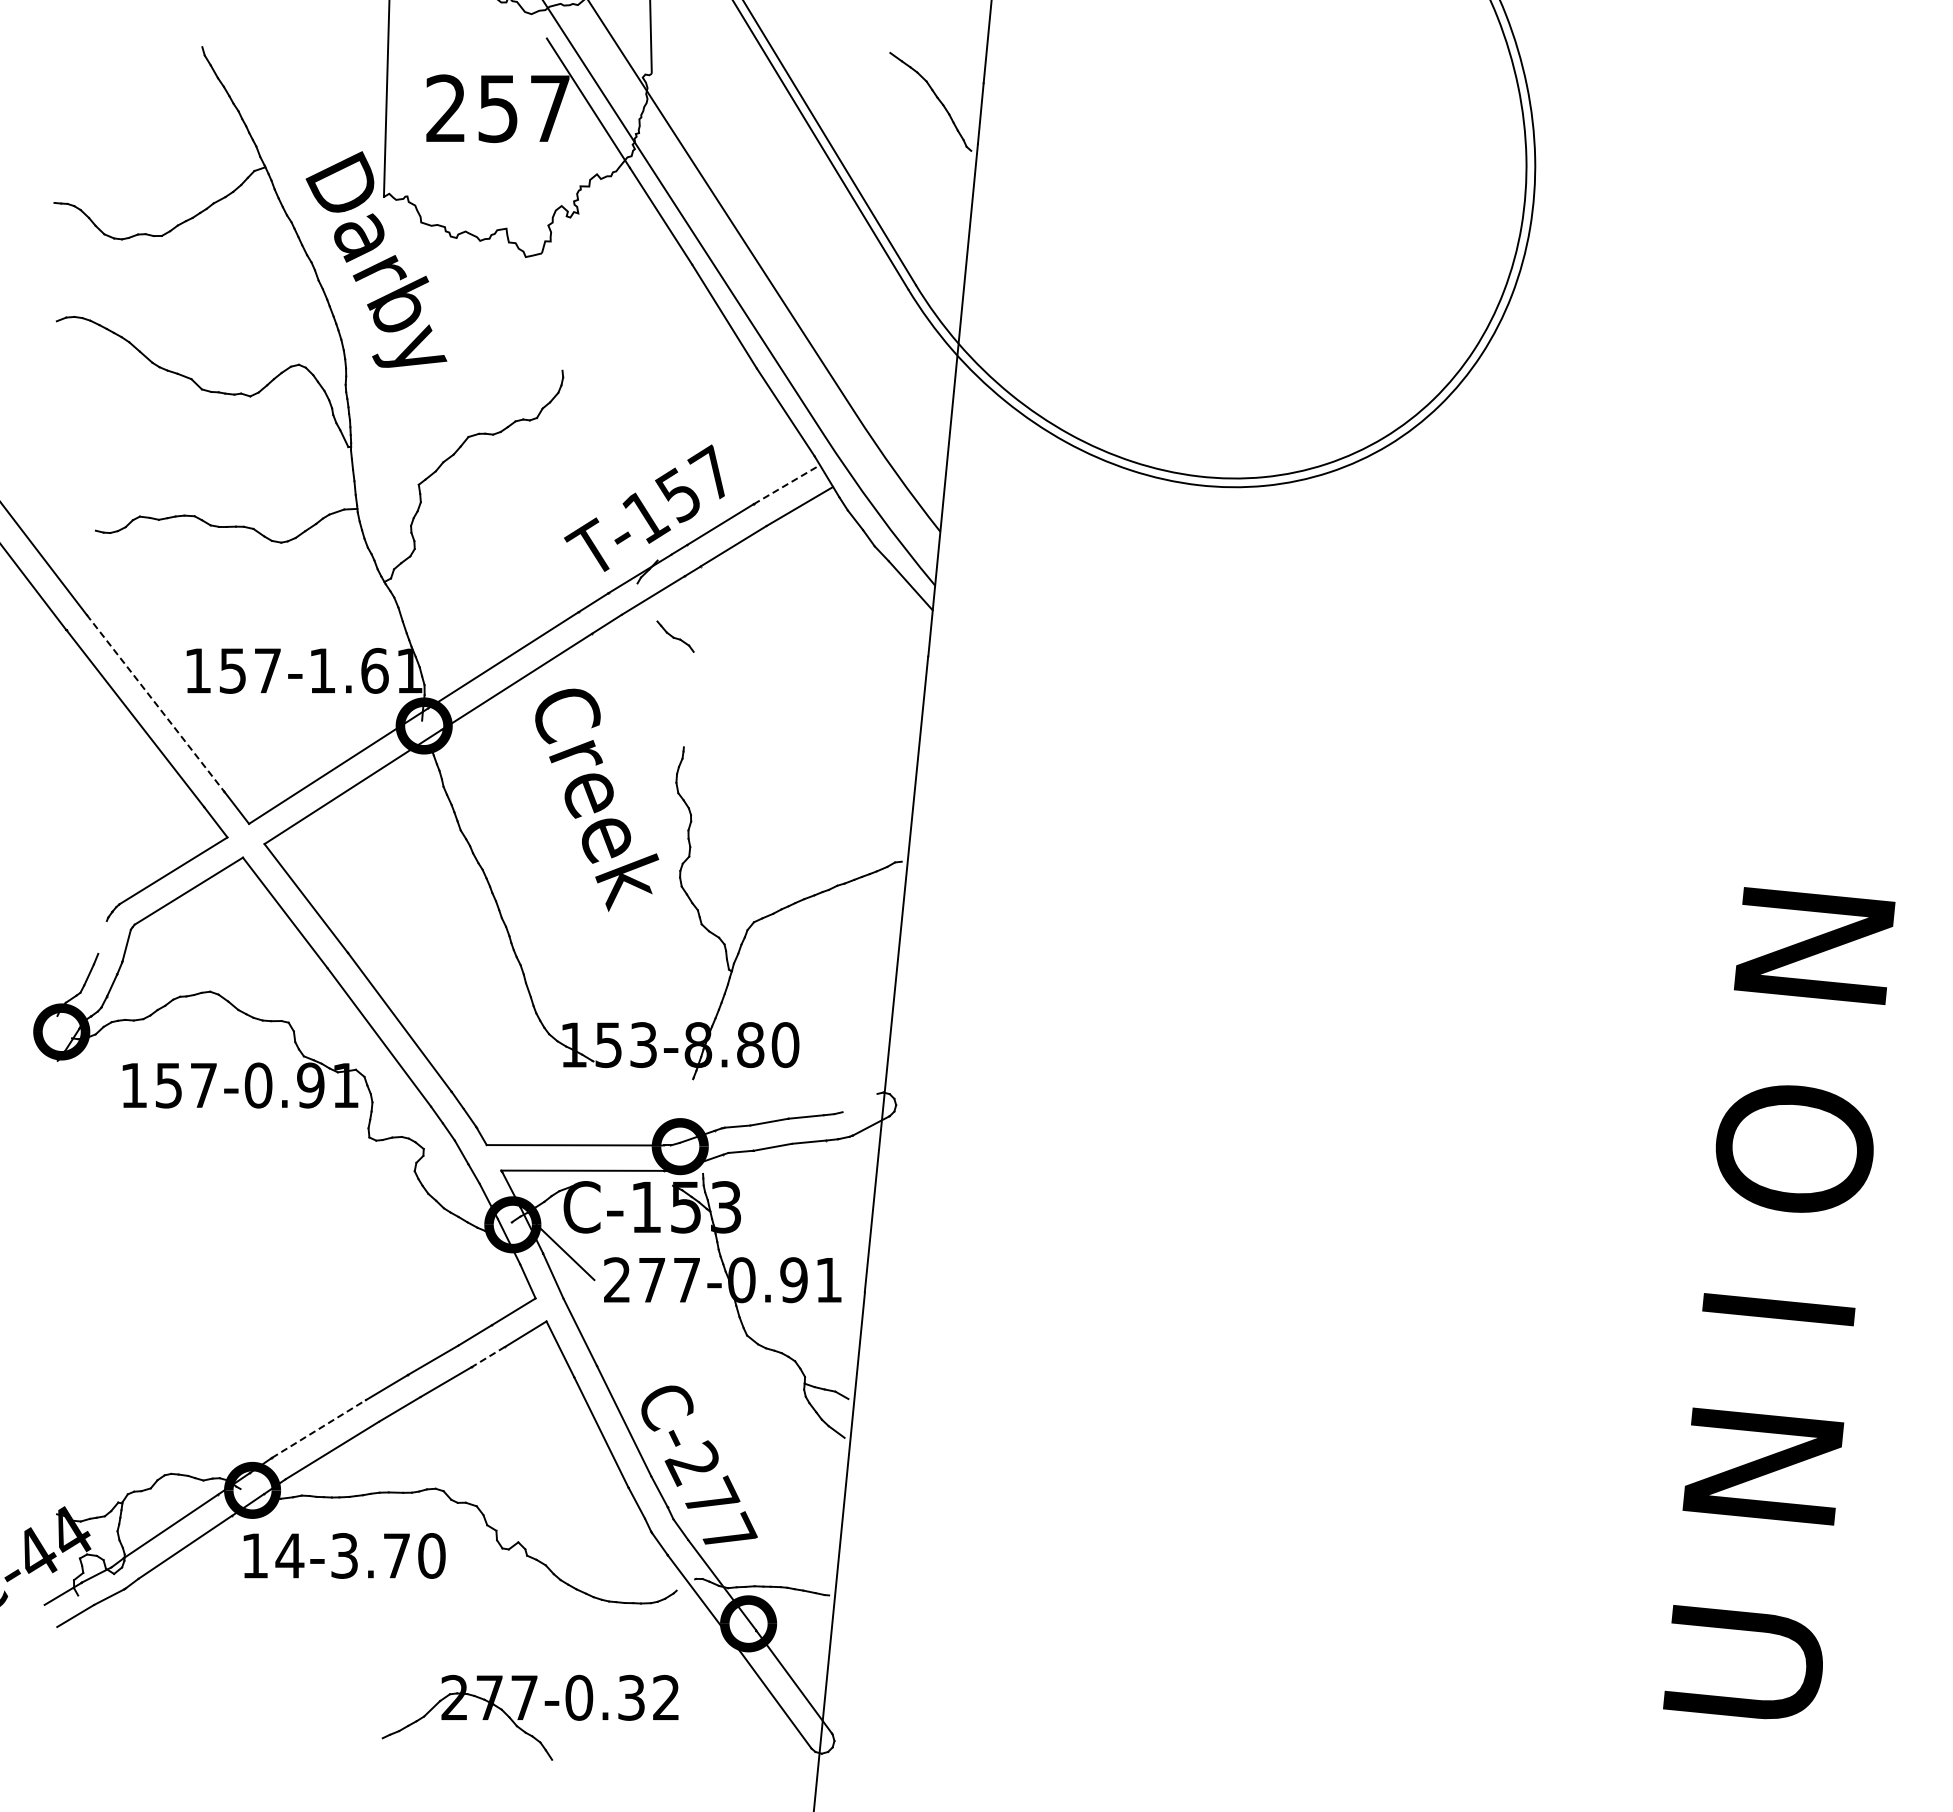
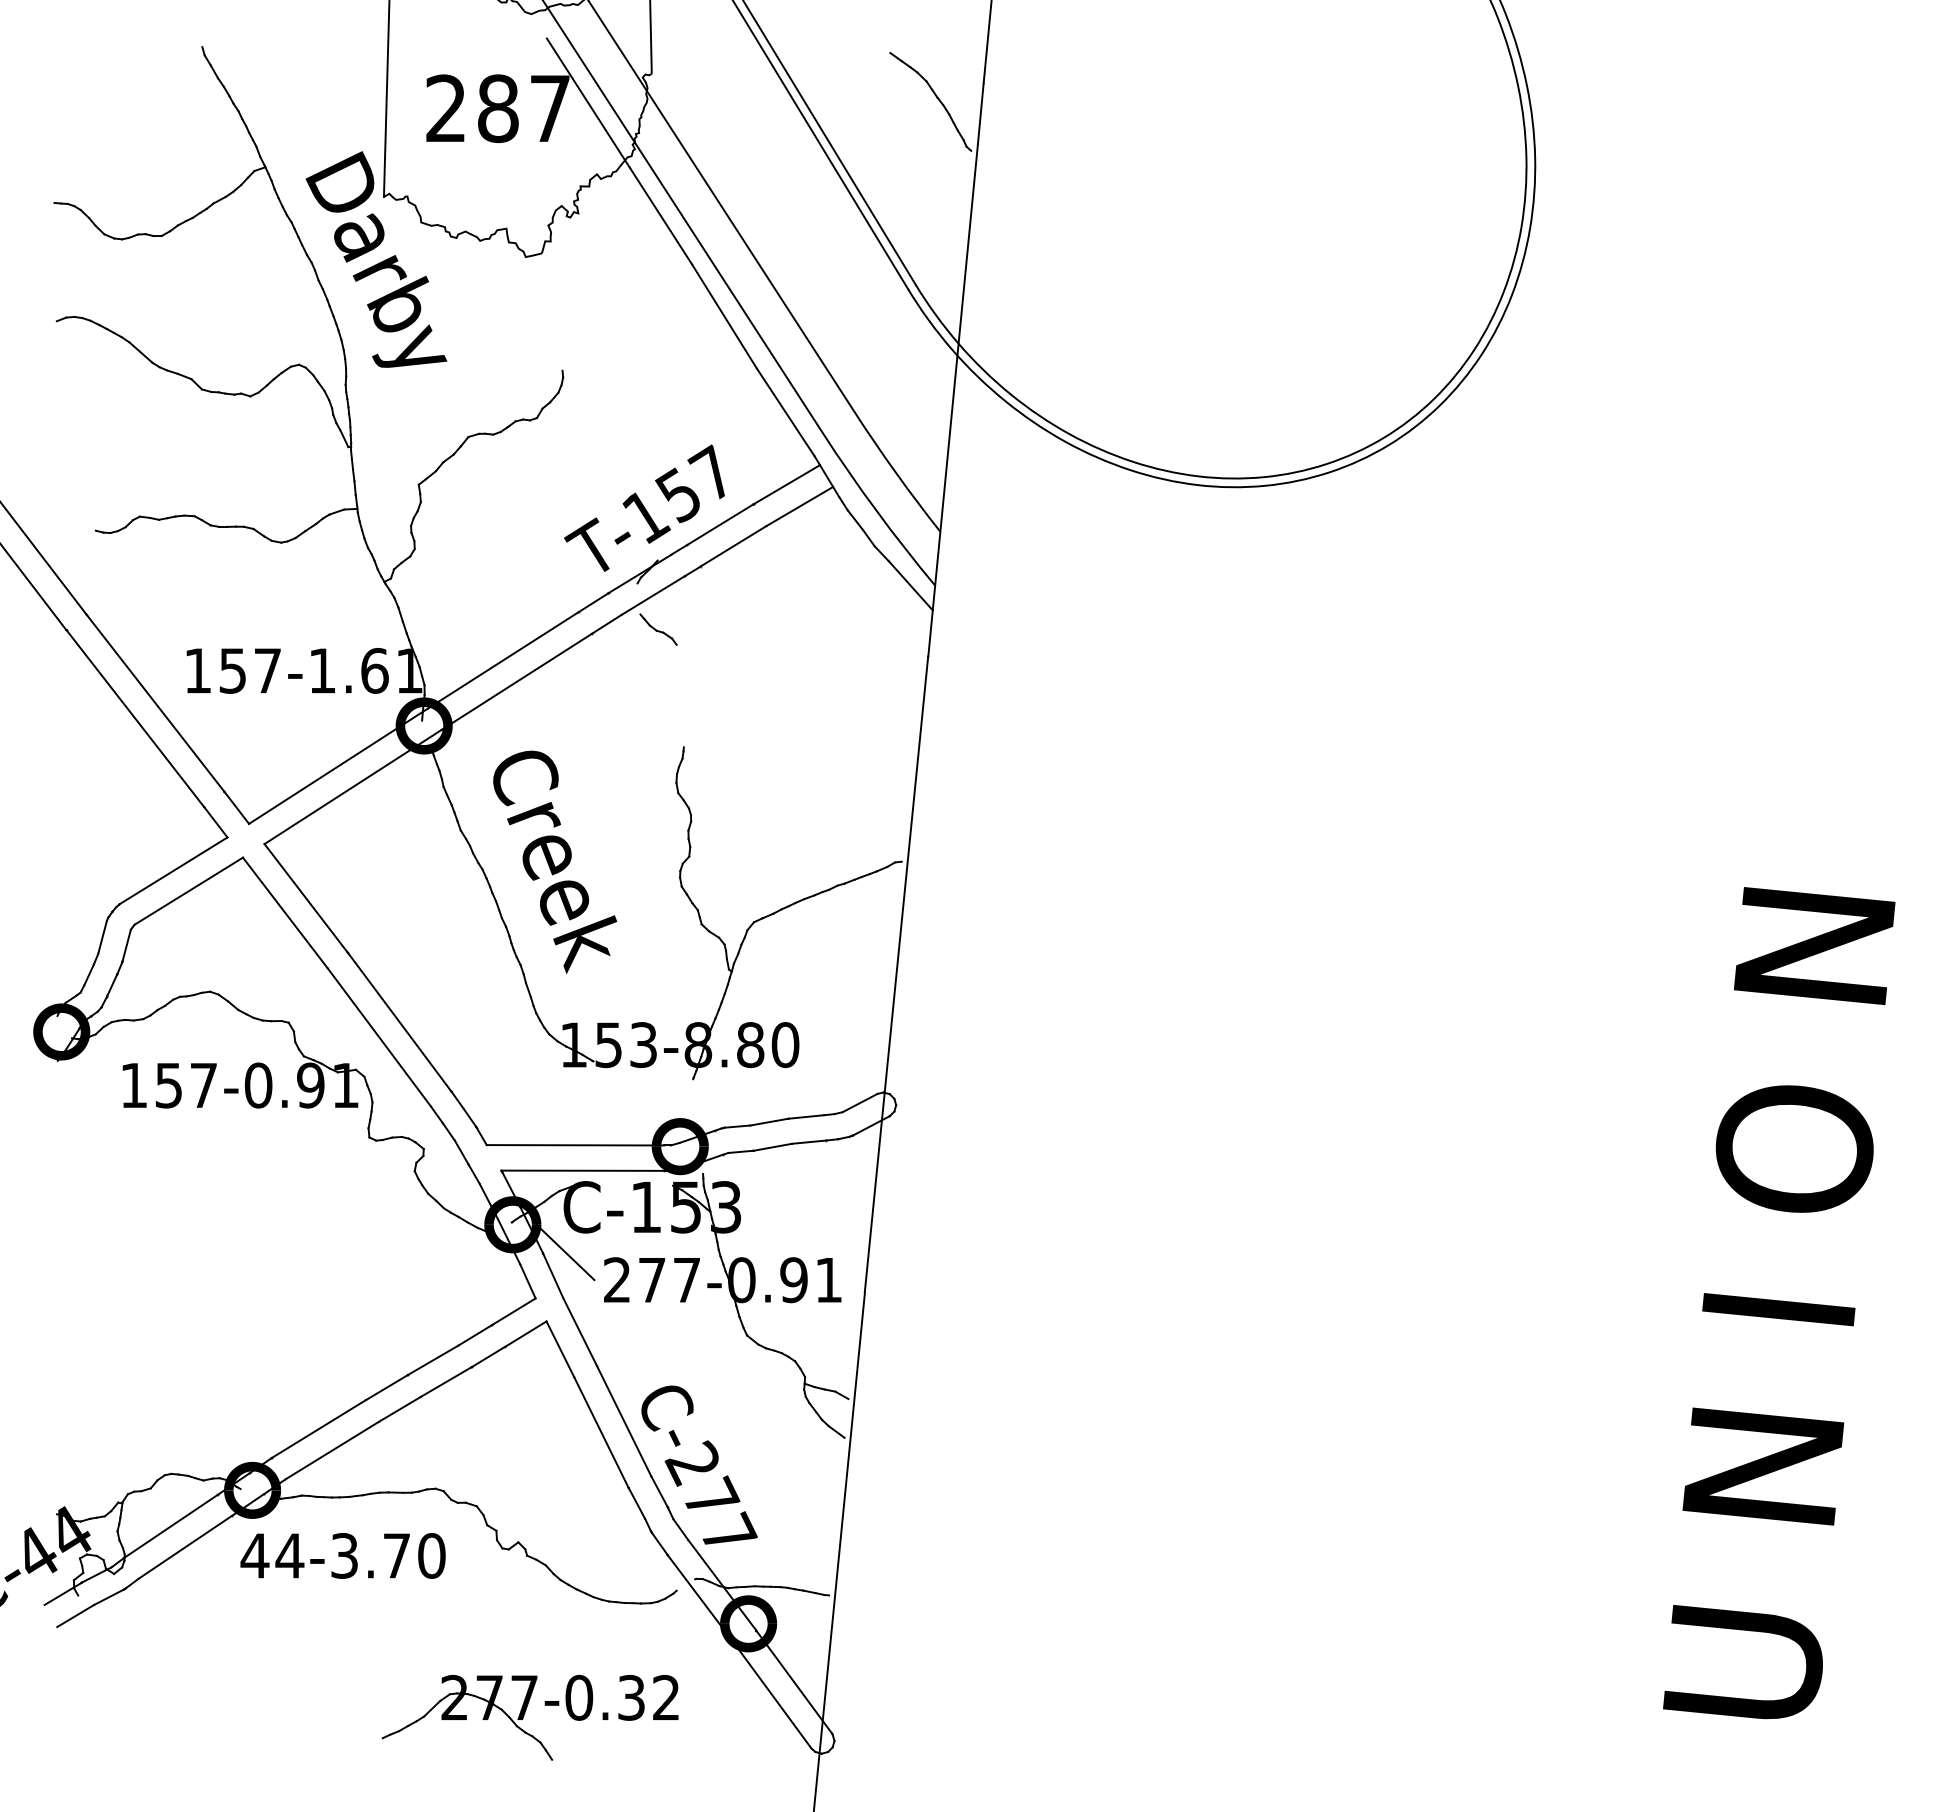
text: 257 -> 287 (498, 108)
line: dashed -> solid (786, 484)
part position: (675, 636) -> (658, 629) (658, 629)
line: dashed -> solid (155, 703)
text position: (597, 799) -> (555, 861) (555, 861)
line: none -> present (102, 937)
line: none -> present (859, 1102)
line: dashed -> solid (487, 1357)
line: dashed -> solid (319, 1428)
text: 14-3.70 -> 44-3.70 (254, 1555)
